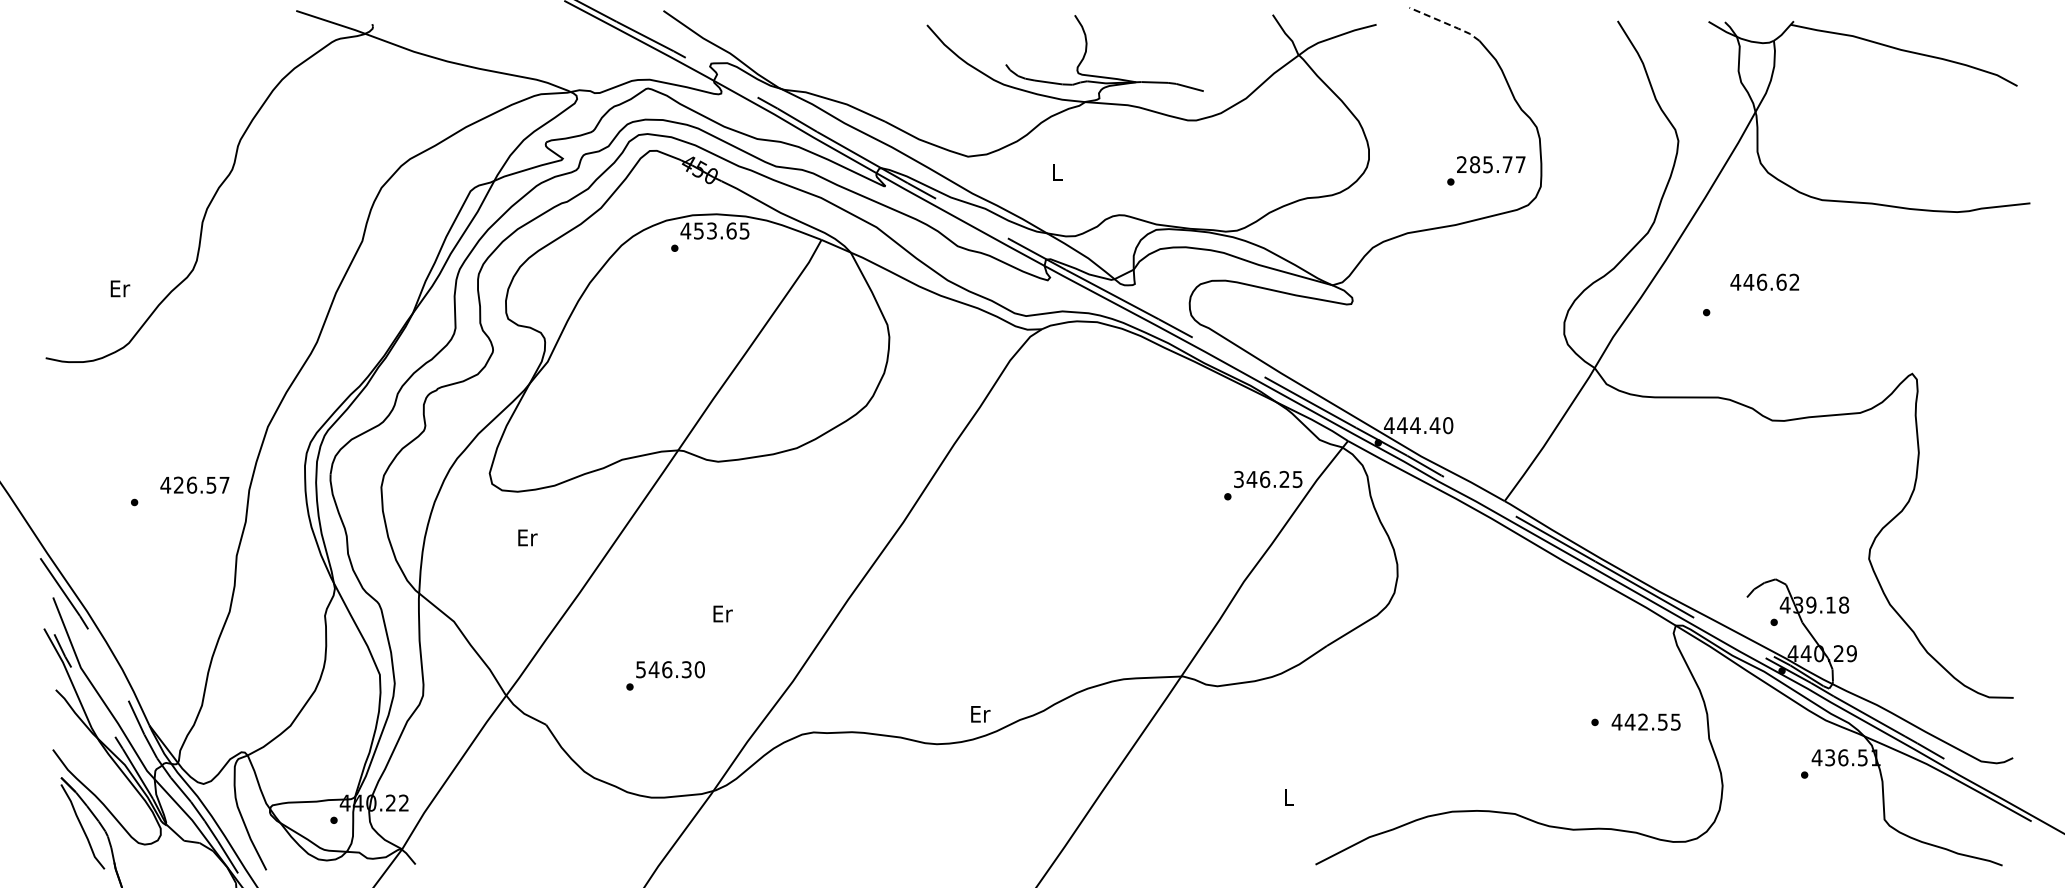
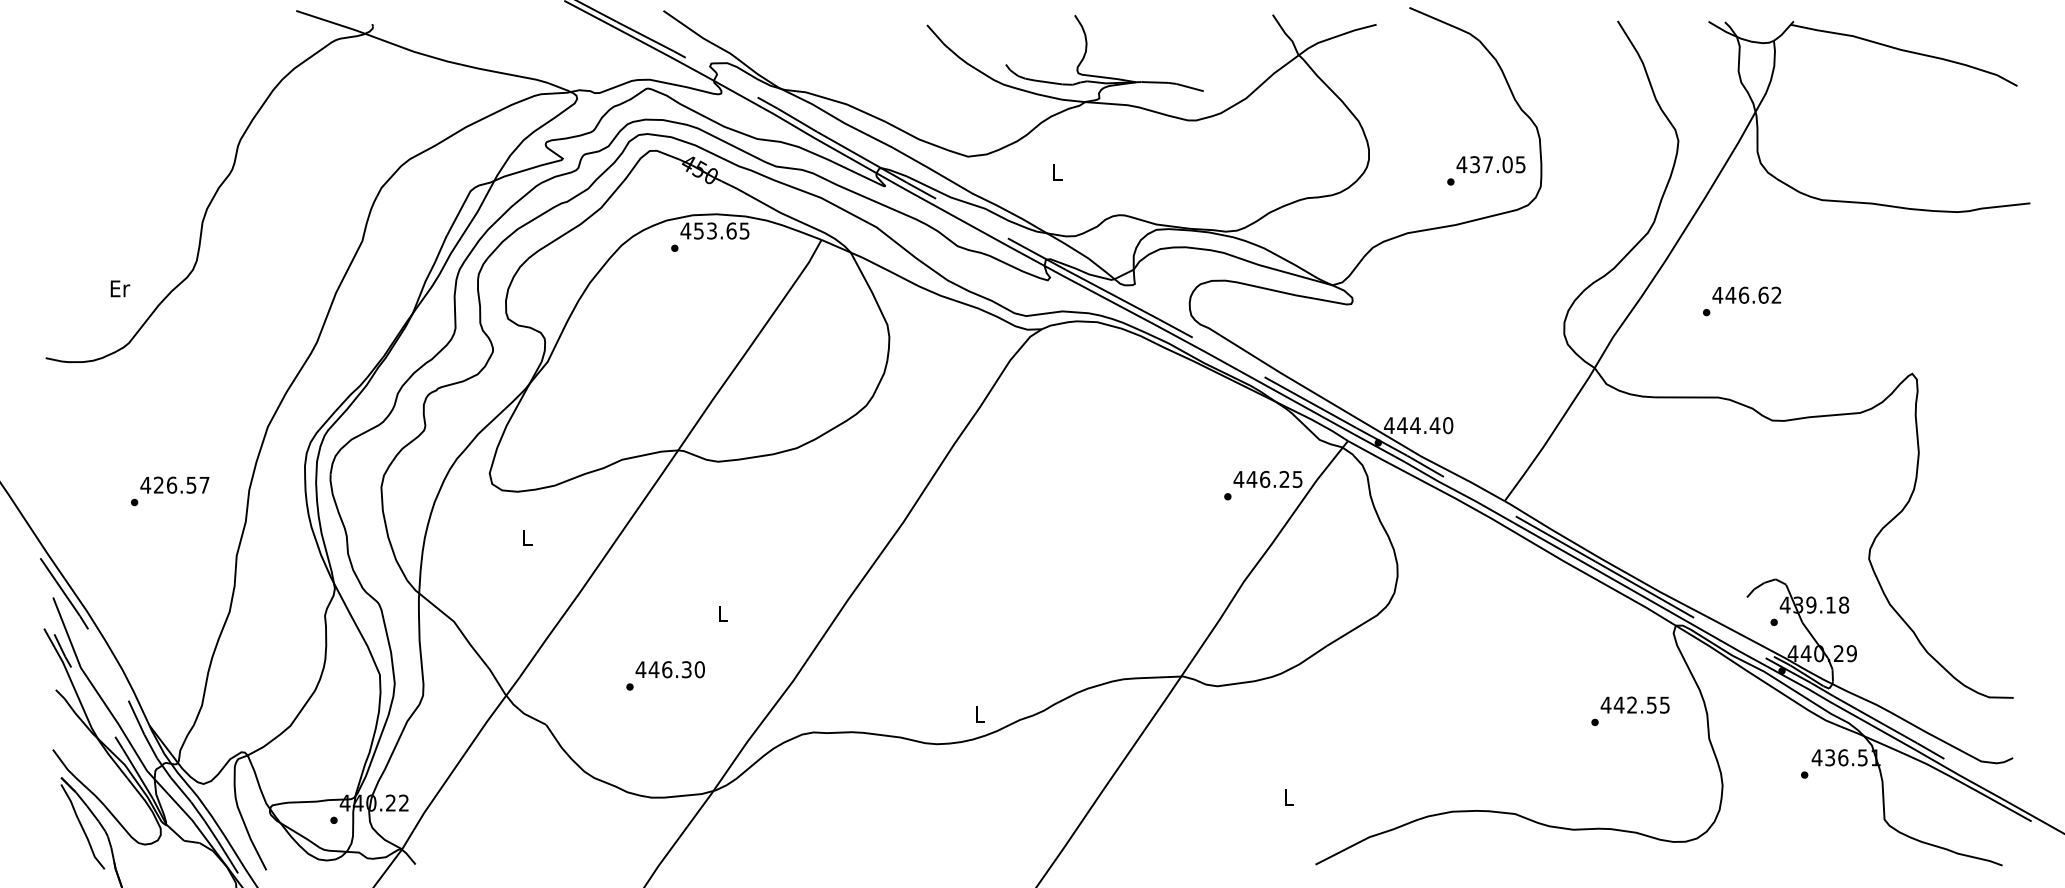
line: dashed -> solid (1445, 23)
text: 285.77 -> 437.05 (1490, 164)
text position: (1764, 281) -> (1746, 294) (1746, 294)
text: 346.25 -> 446.25 (1238, 479)
text position: (194, 484) -> (174, 484) (174, 484)
text: Er -> L (527, 537)
text: Er -> L (722, 613)
text: 546.30 -> 446.30 (640, 669)
text: Er -> L (980, 714)
text position: (1645, 721) -> (1634, 704) (1634, 704)
